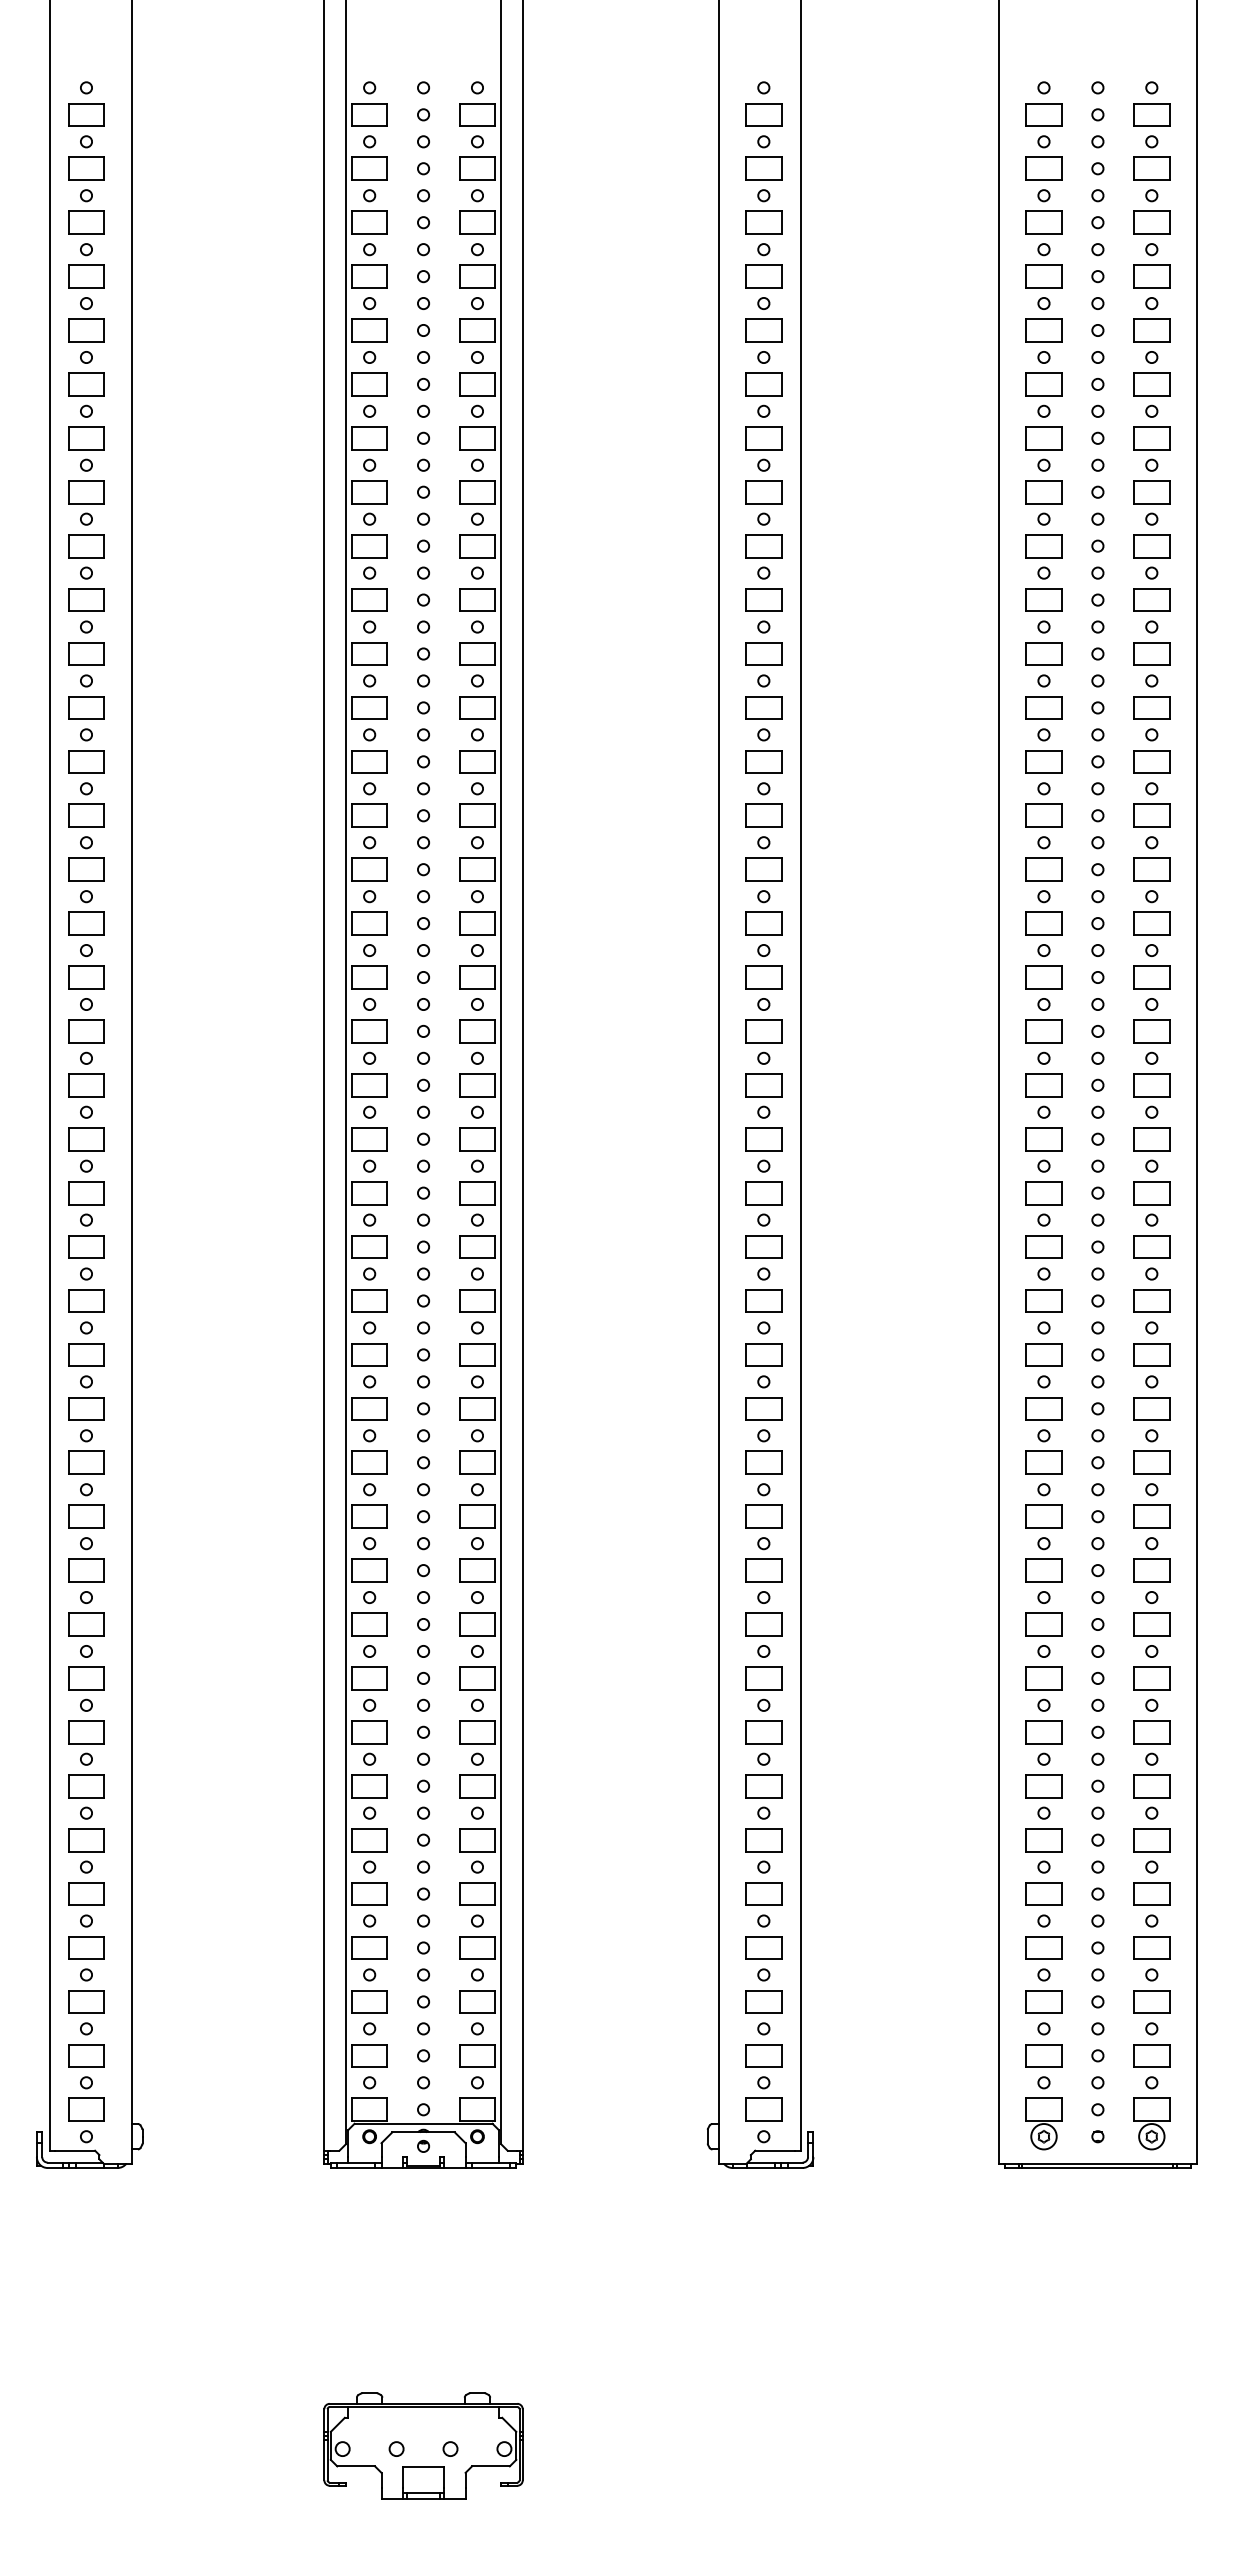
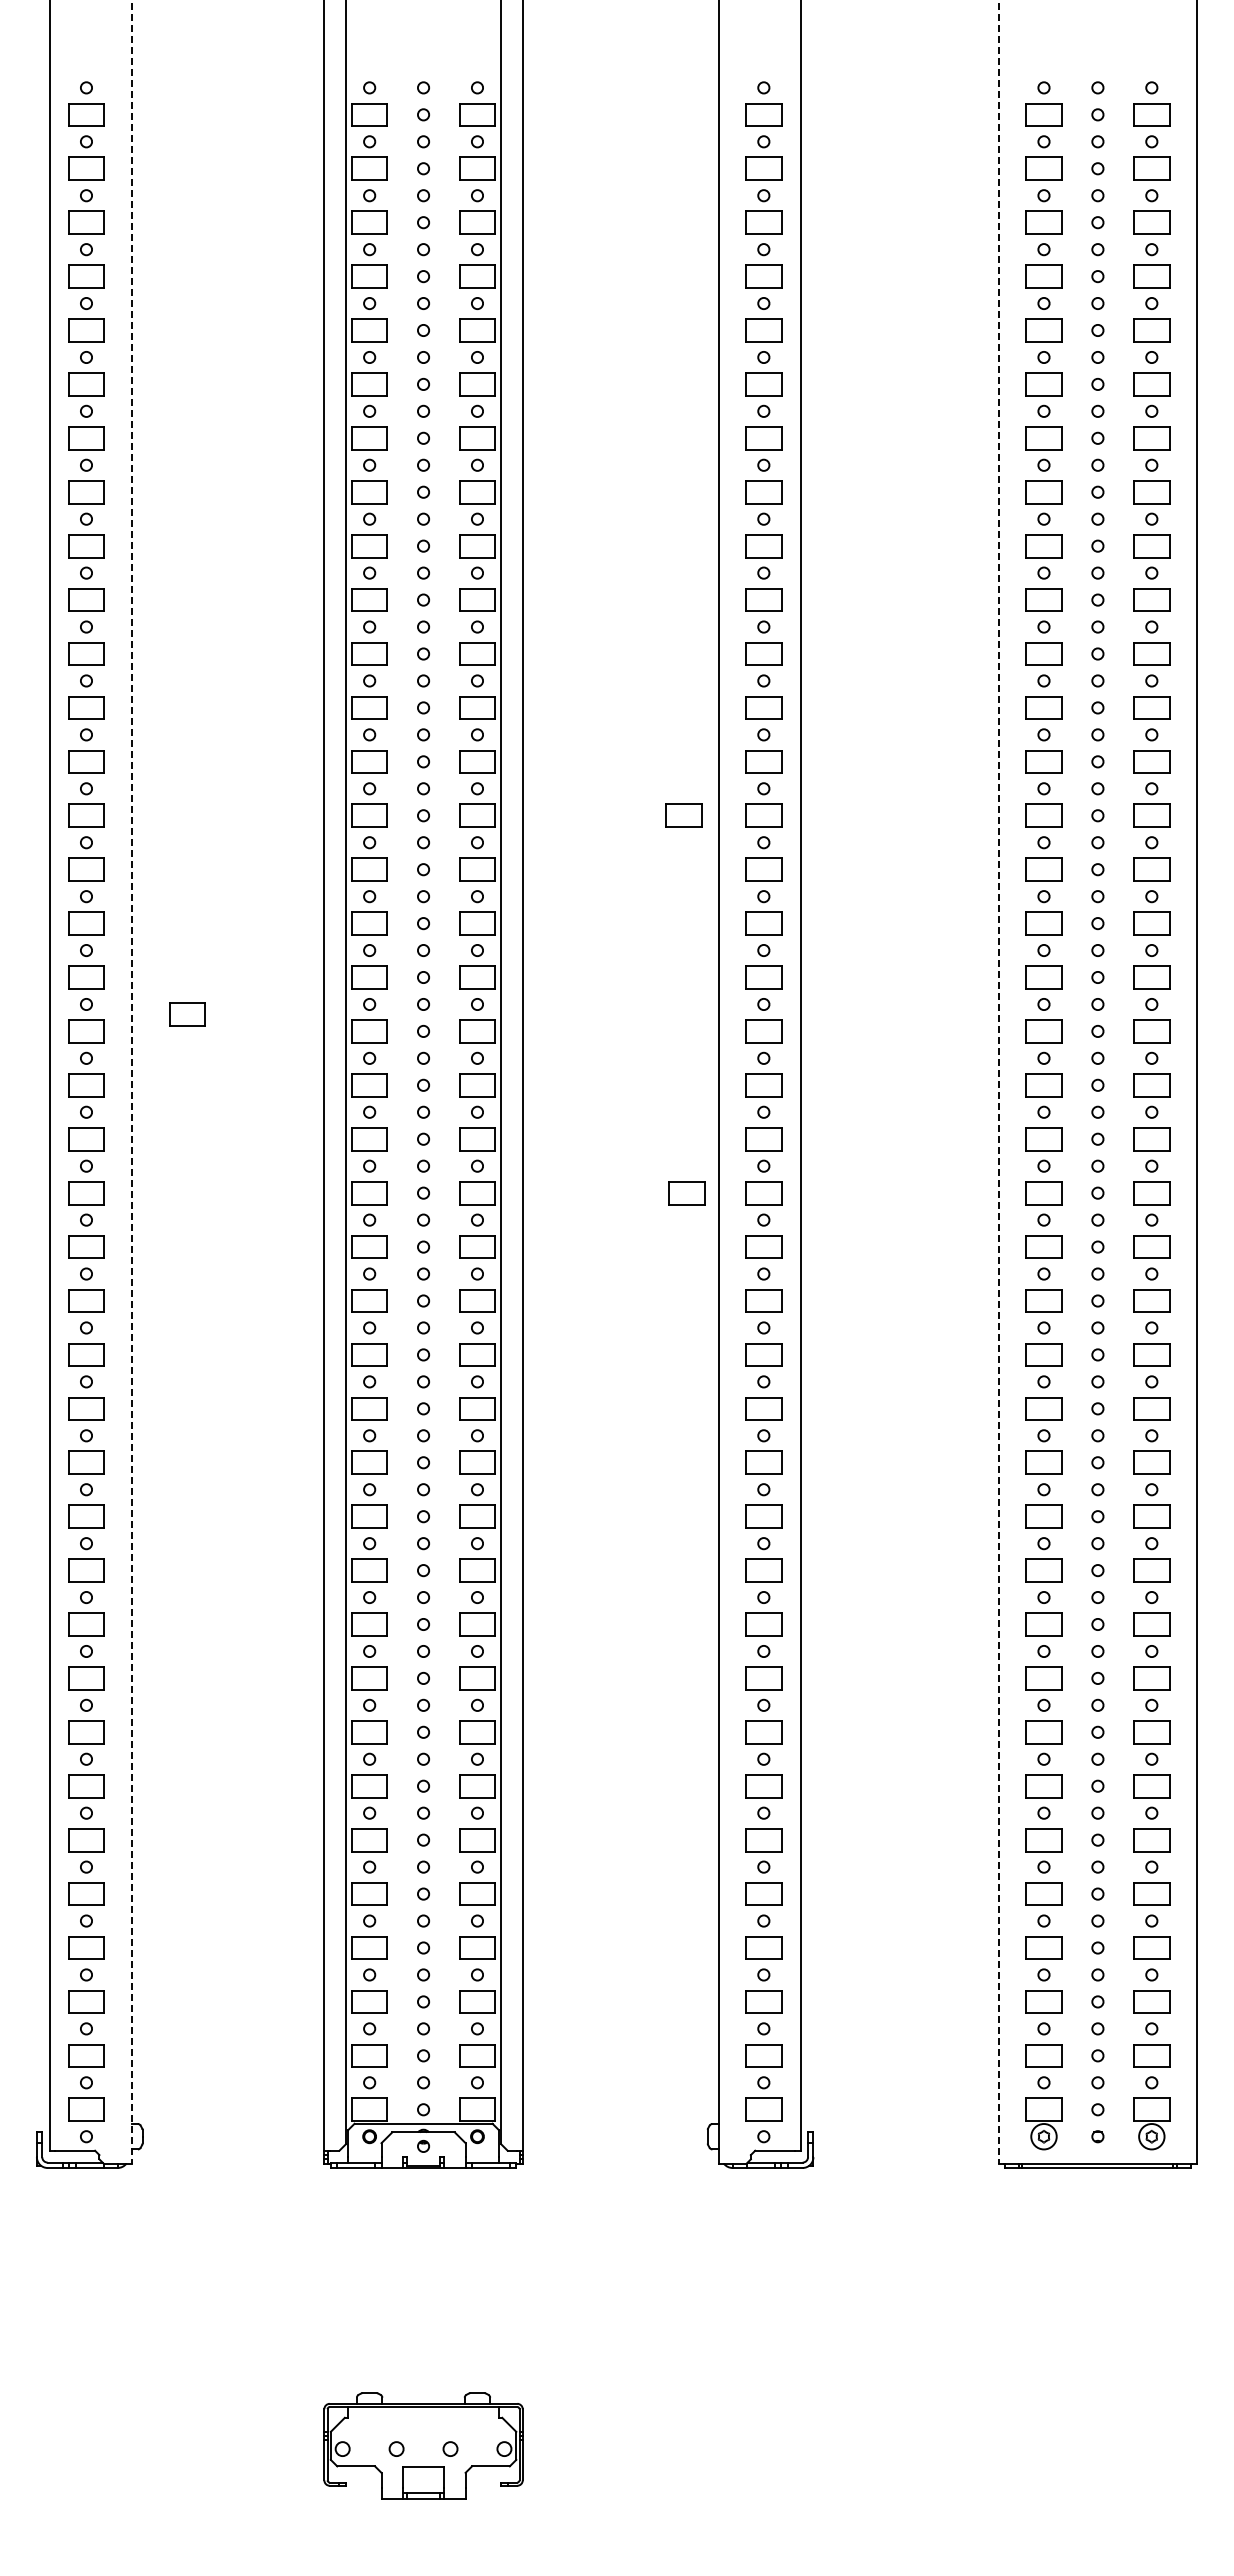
part: none -> present (683, 815)
part: none -> present (187, 1014)
line: solid -> dashed (131, 1082)
line: solid -> dashed (998, 1082)
part: none -> present (686, 1193)
